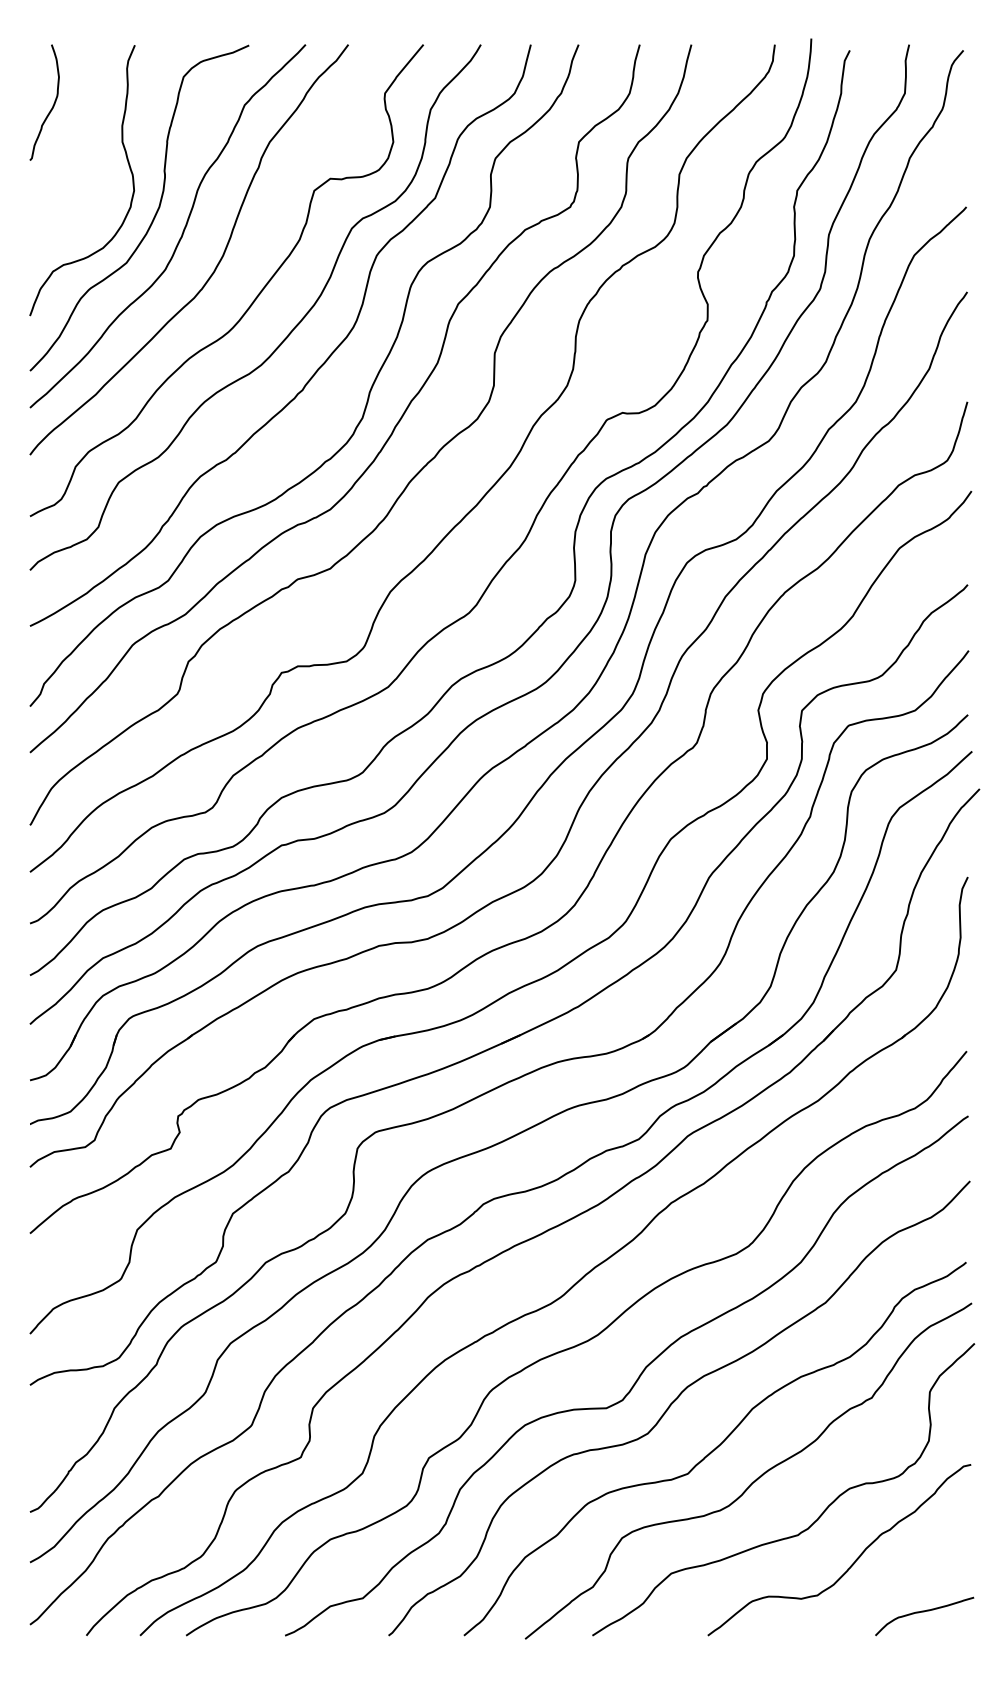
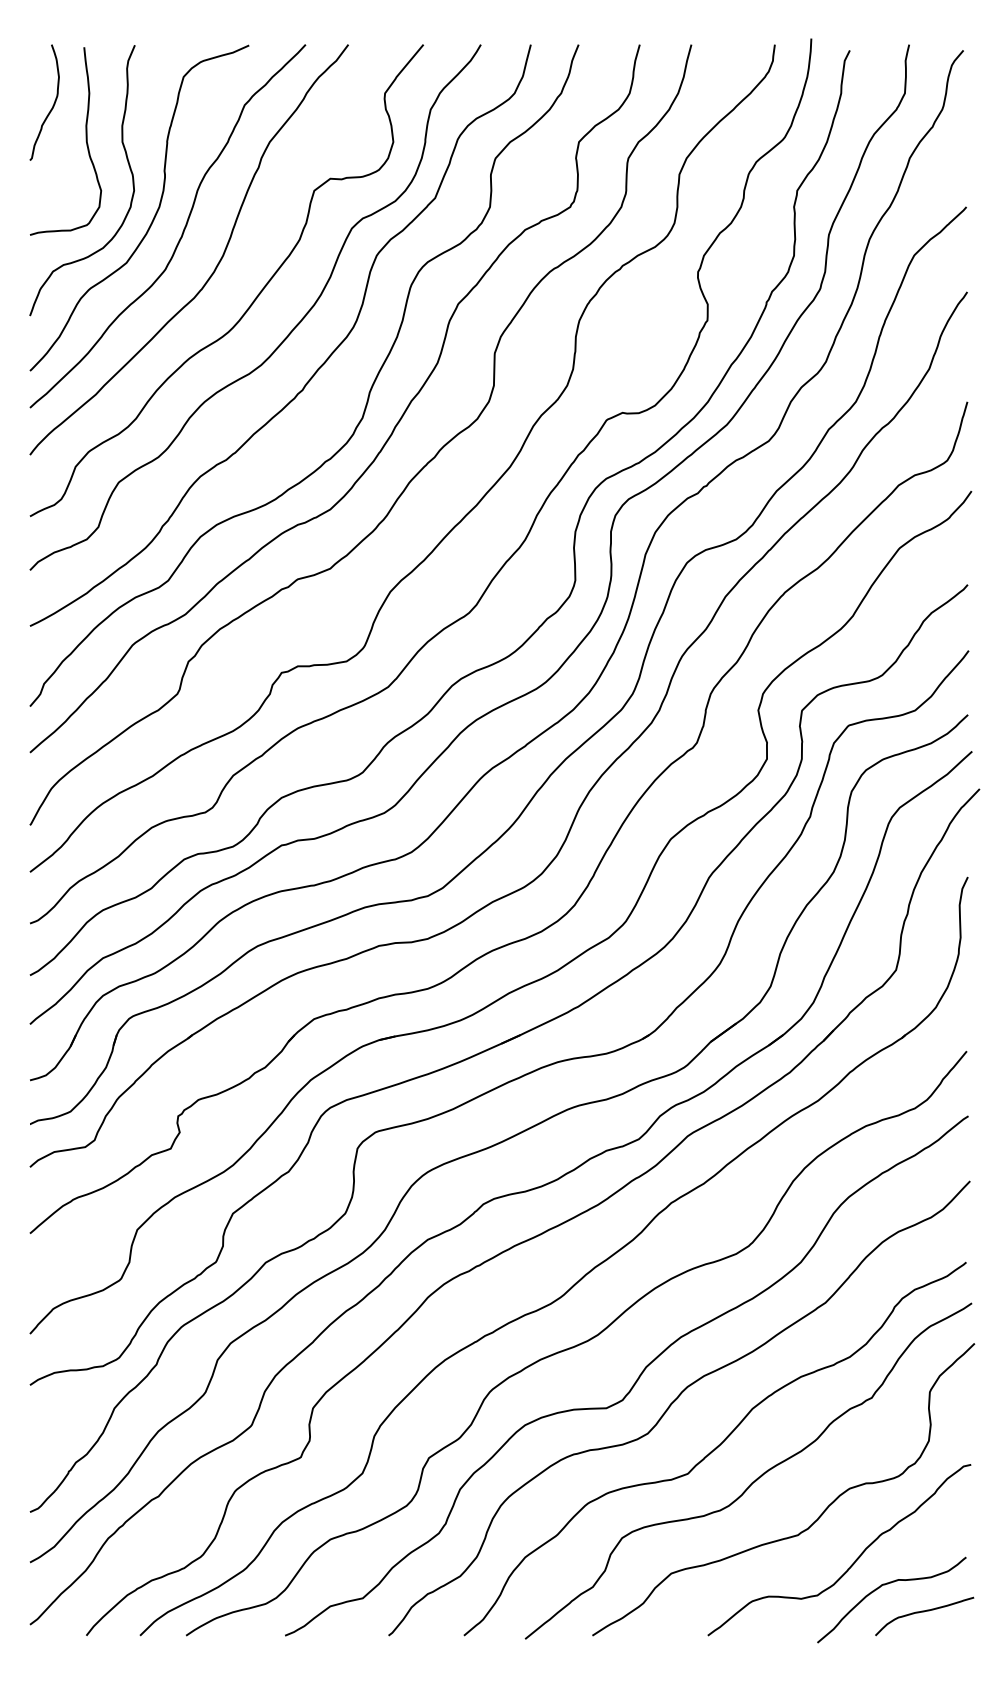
curve: none -> present (85, 141)
curve: none -> present (885, 1585)
